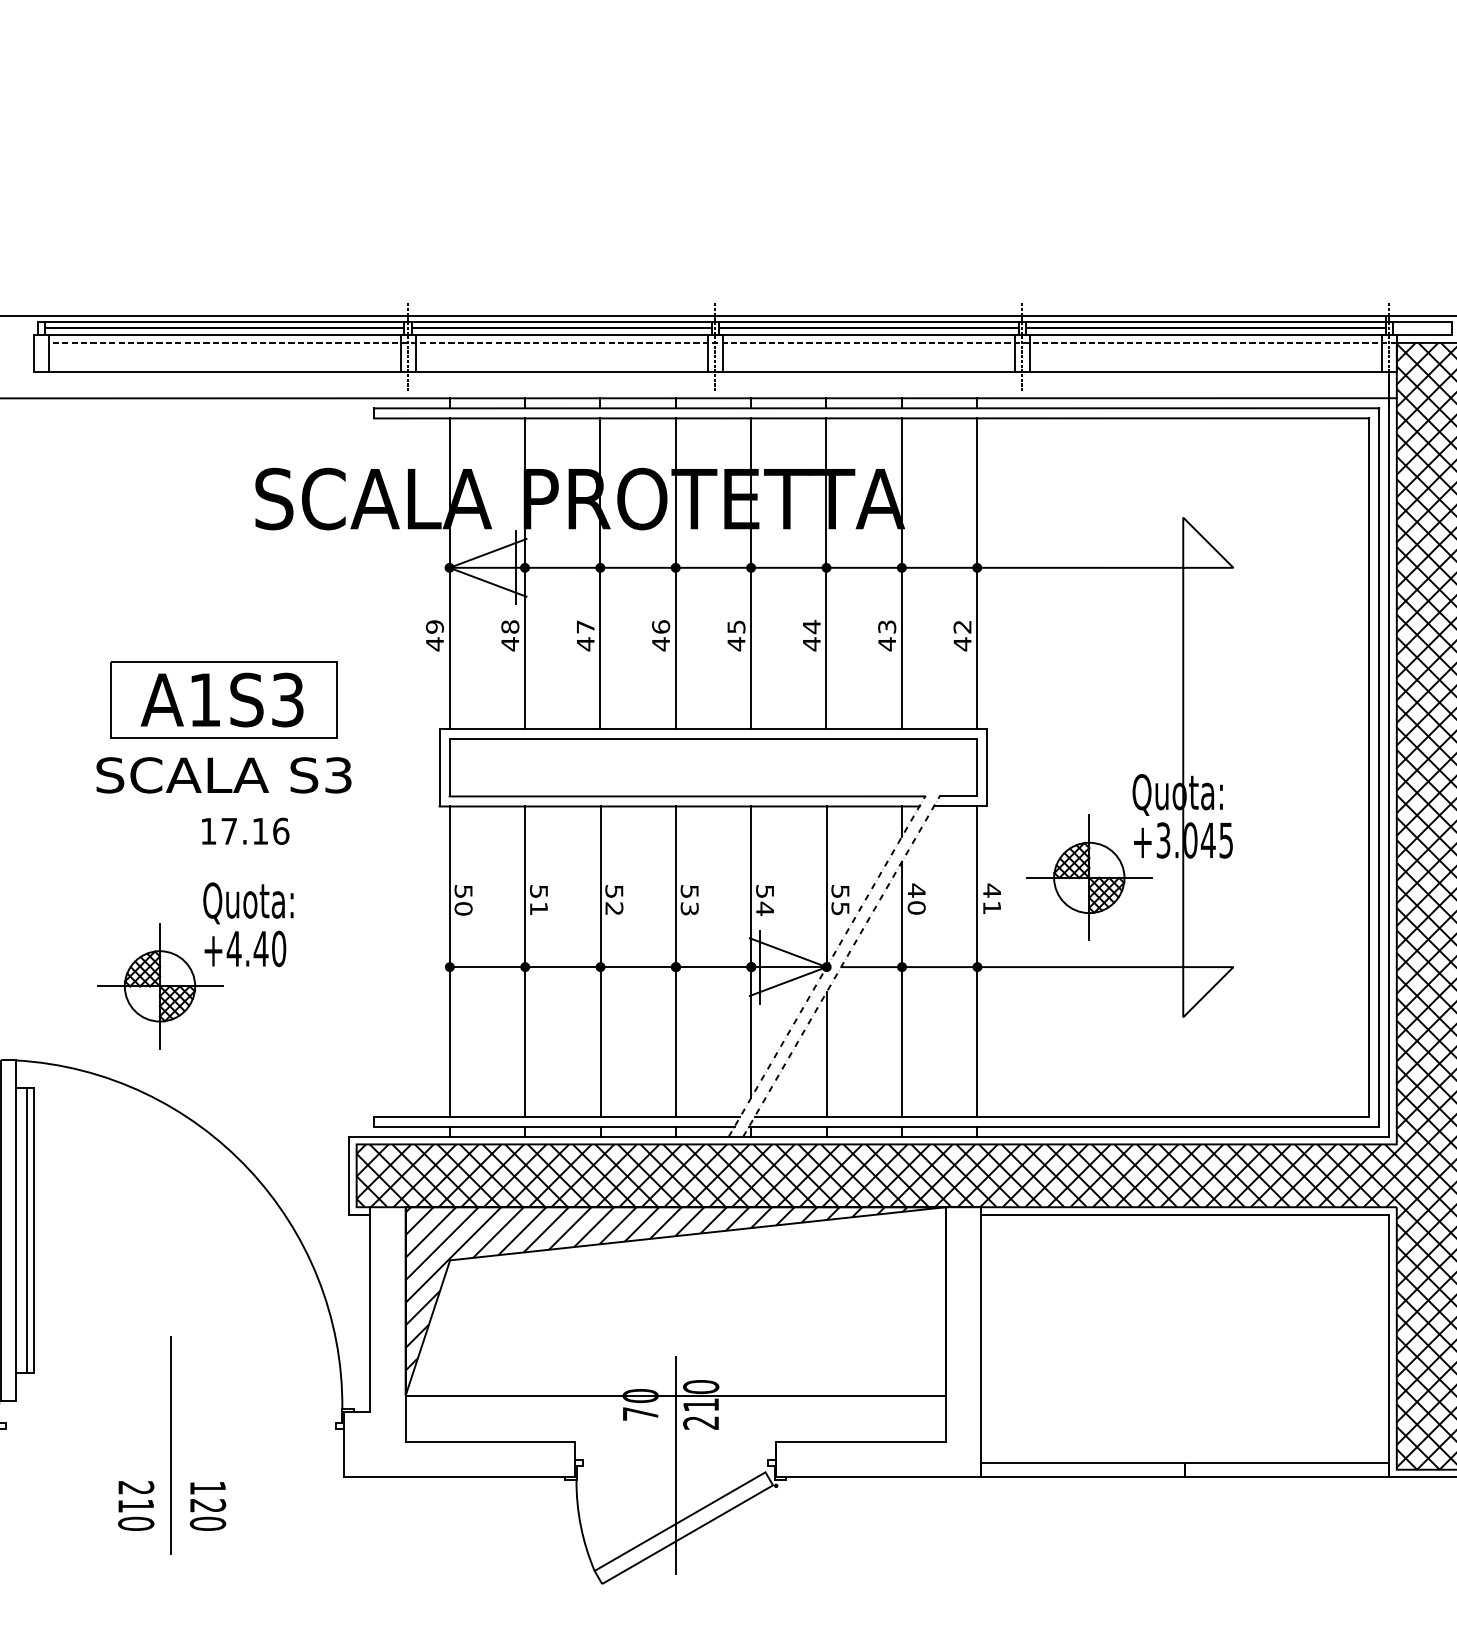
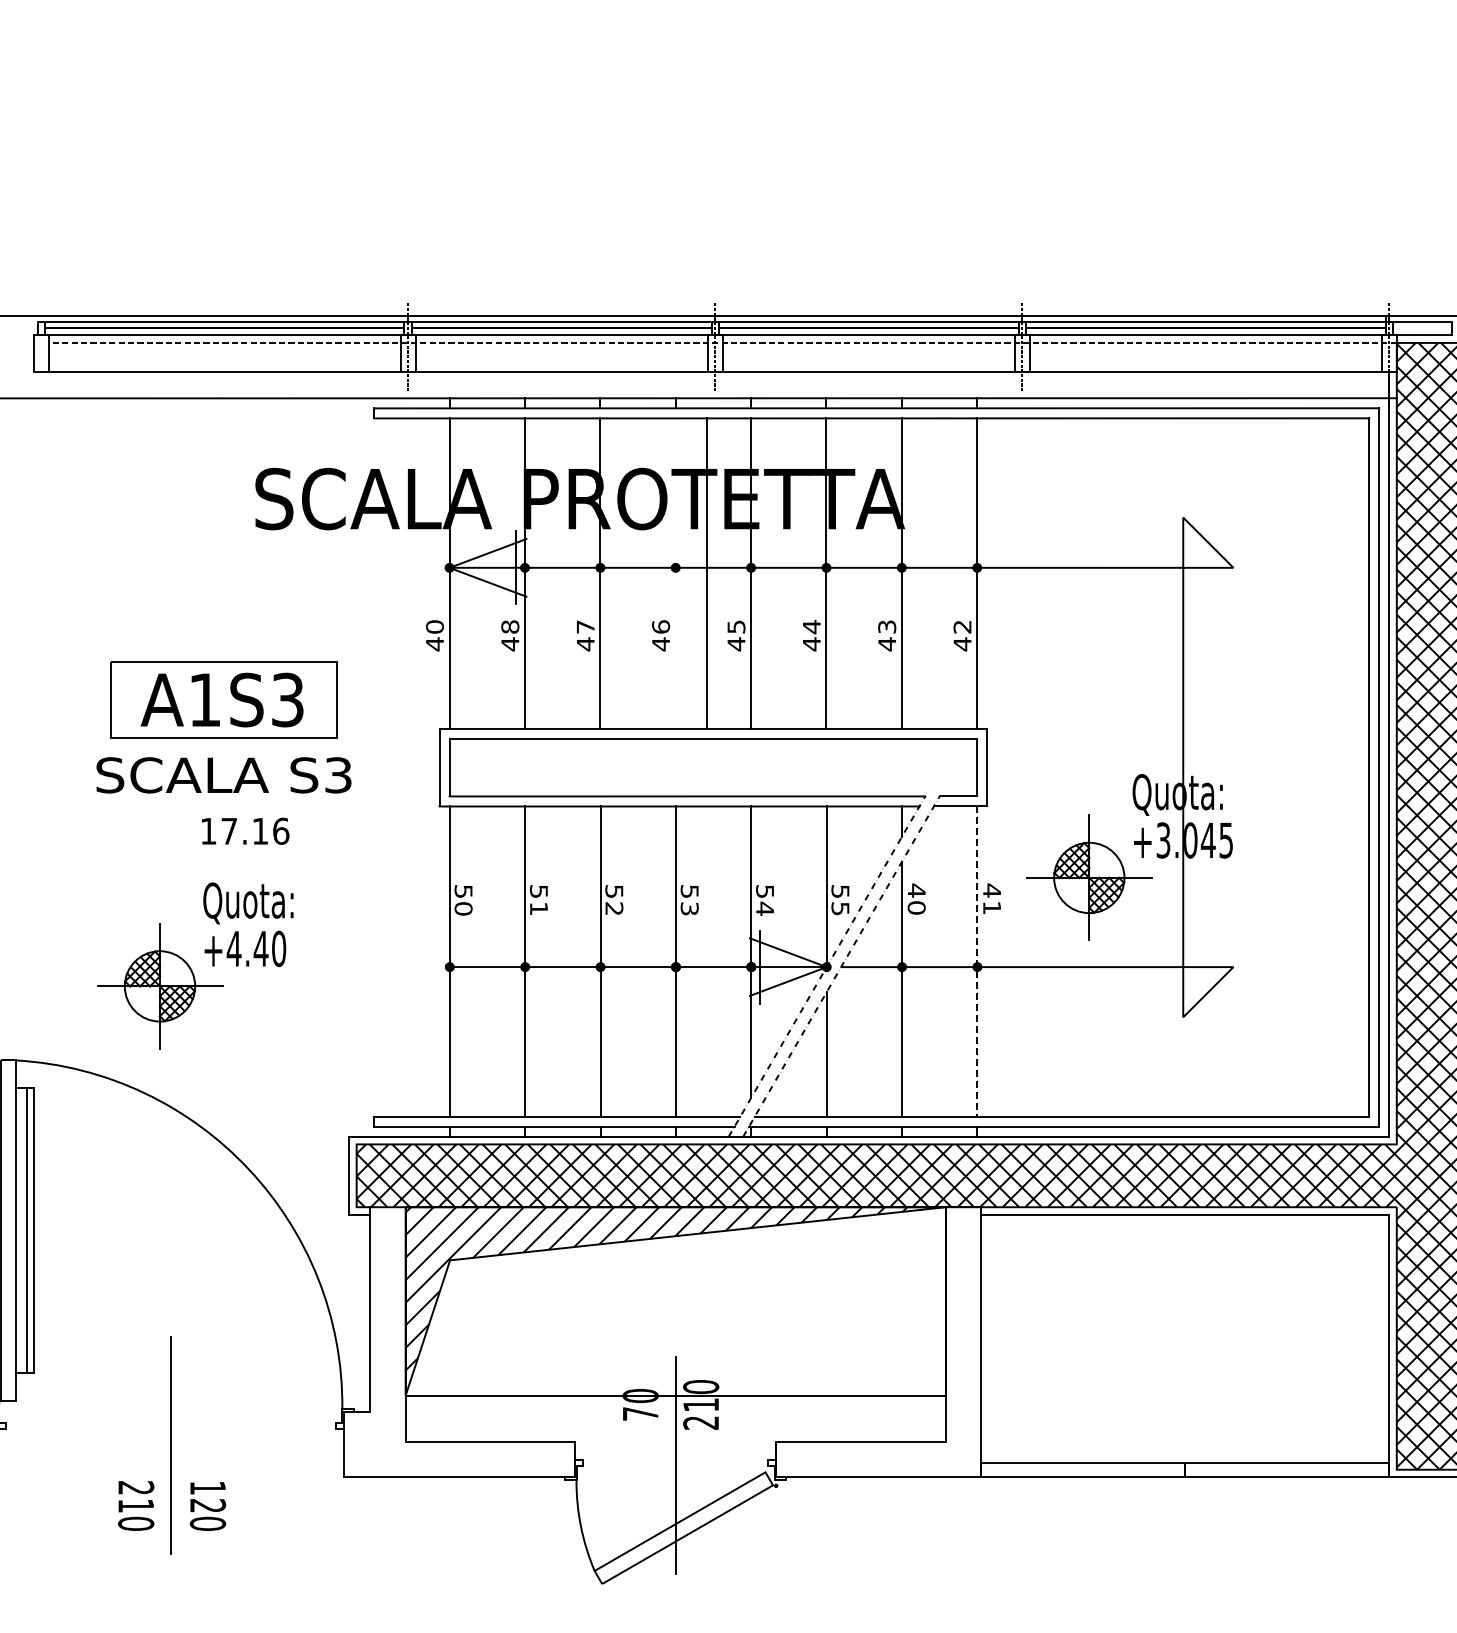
line position: (675, 573) -> (706, 573) (706, 573)
text: 49 -> 40 (434, 626)
line: solid -> dashed (977, 962)
